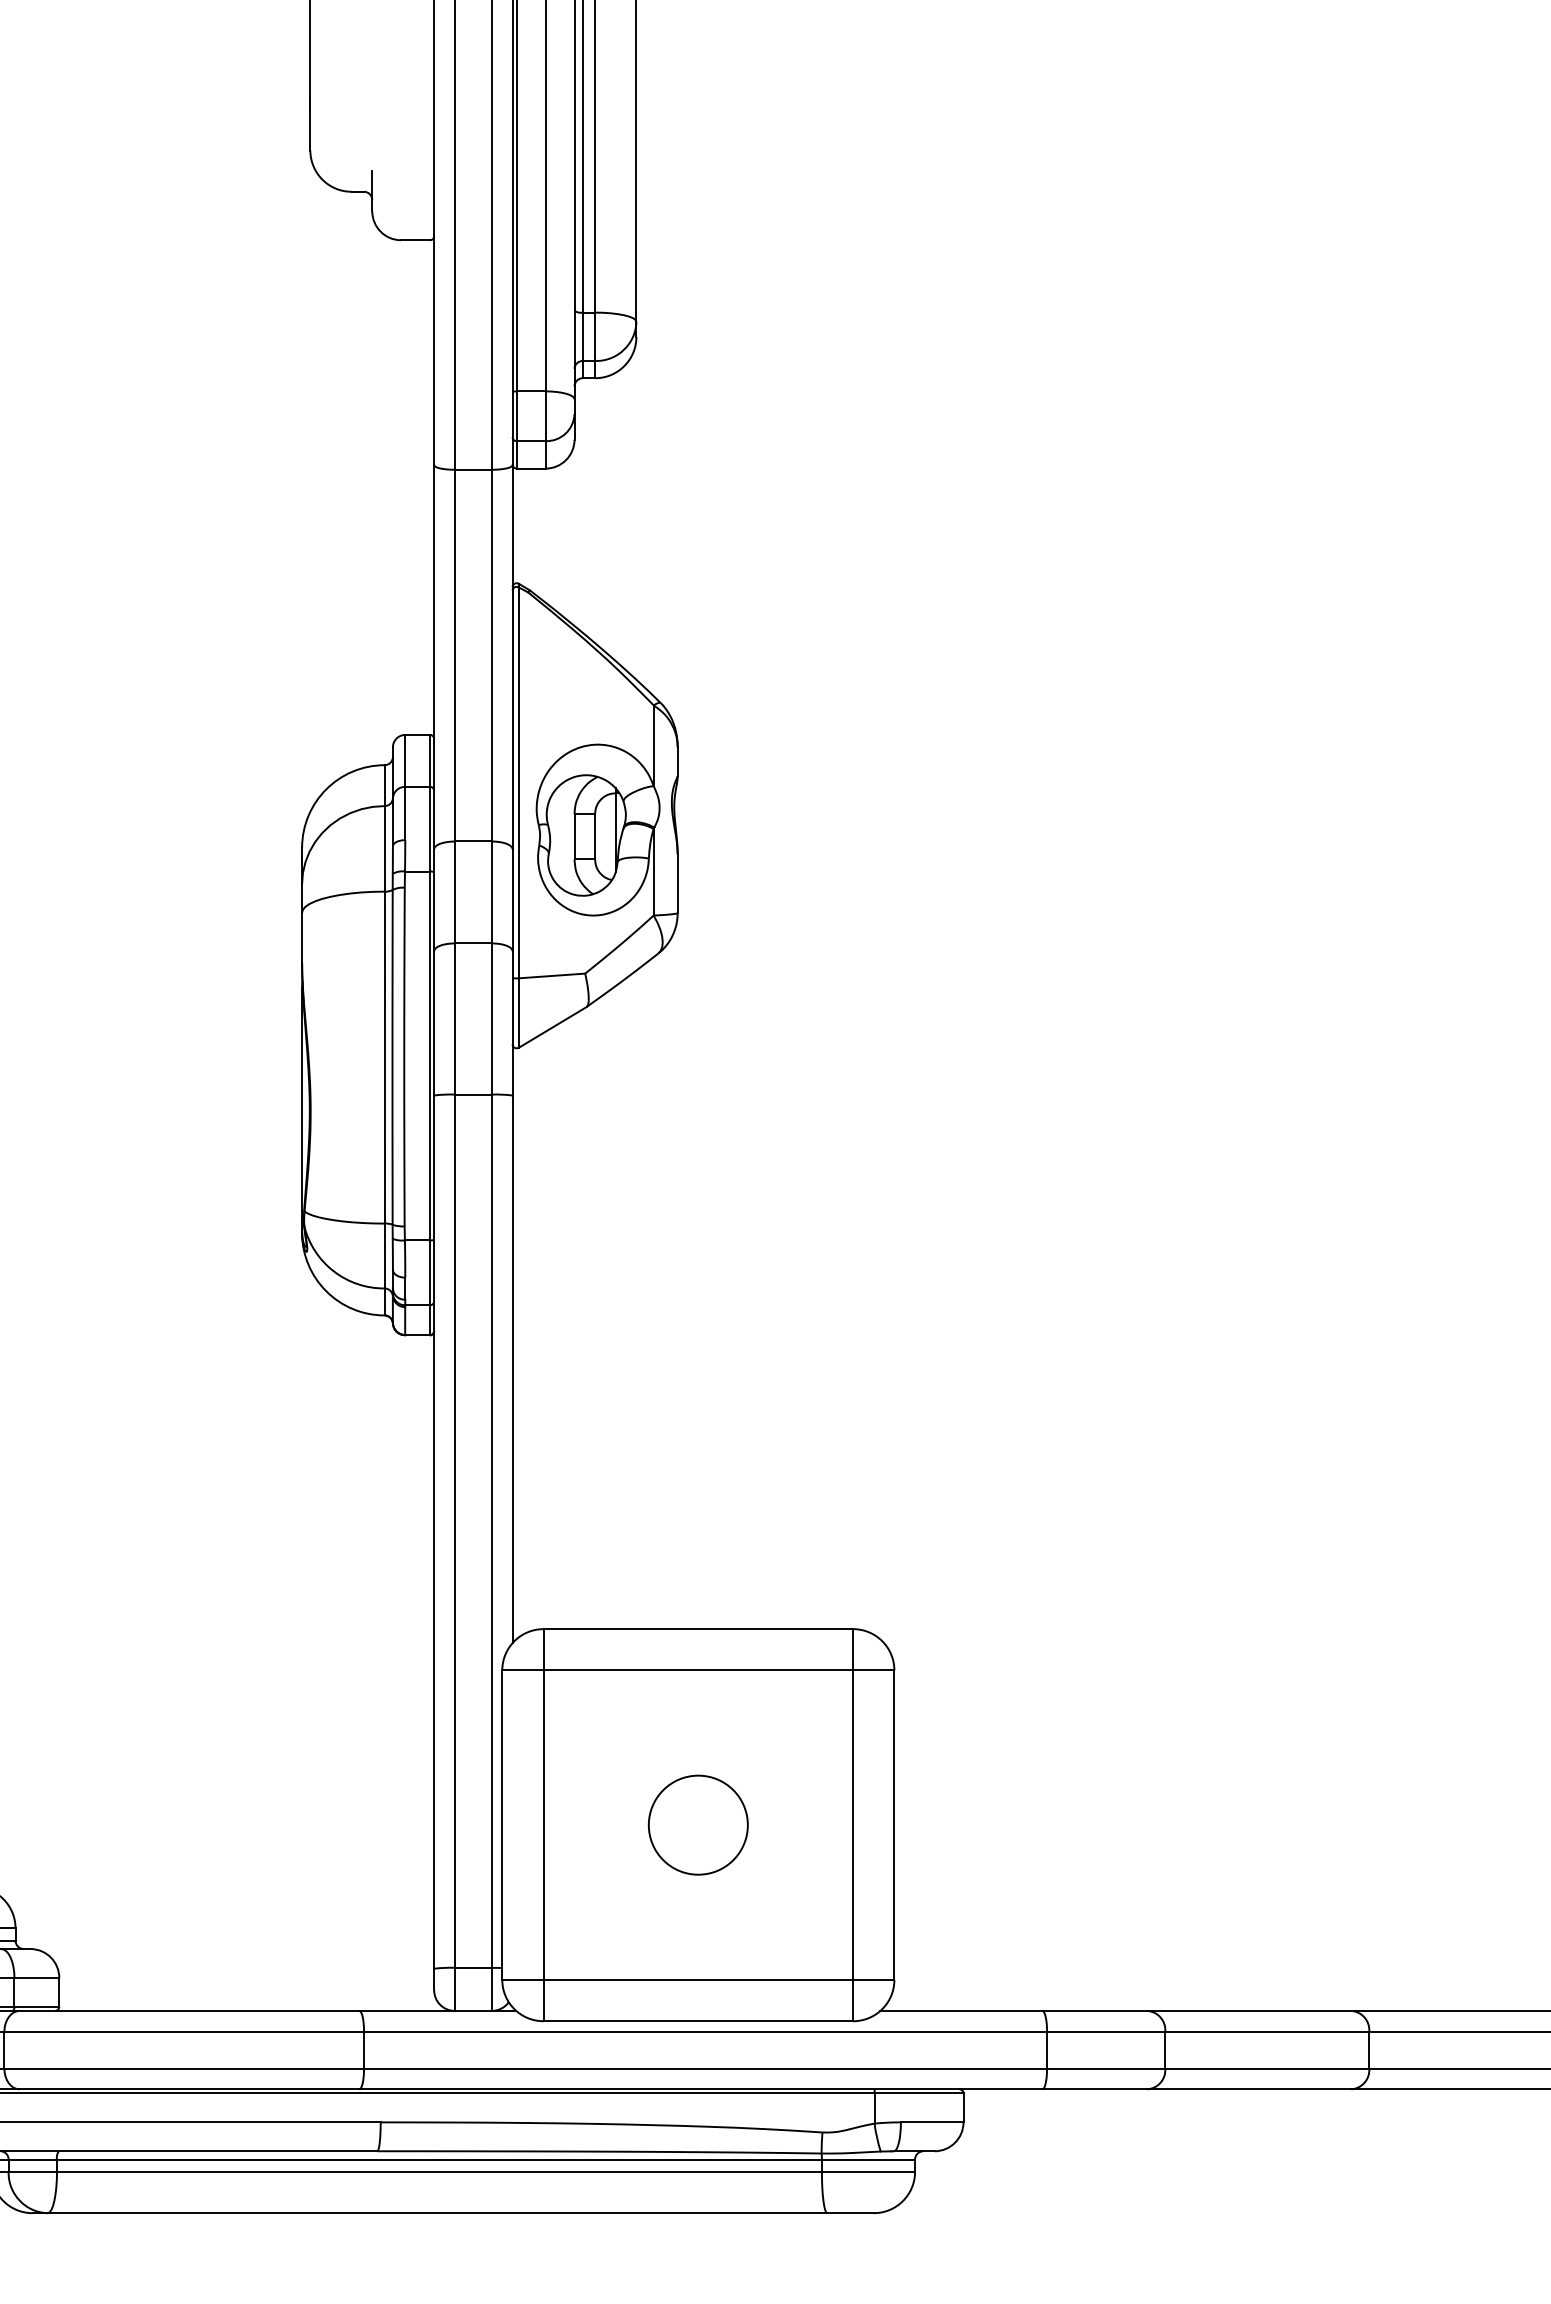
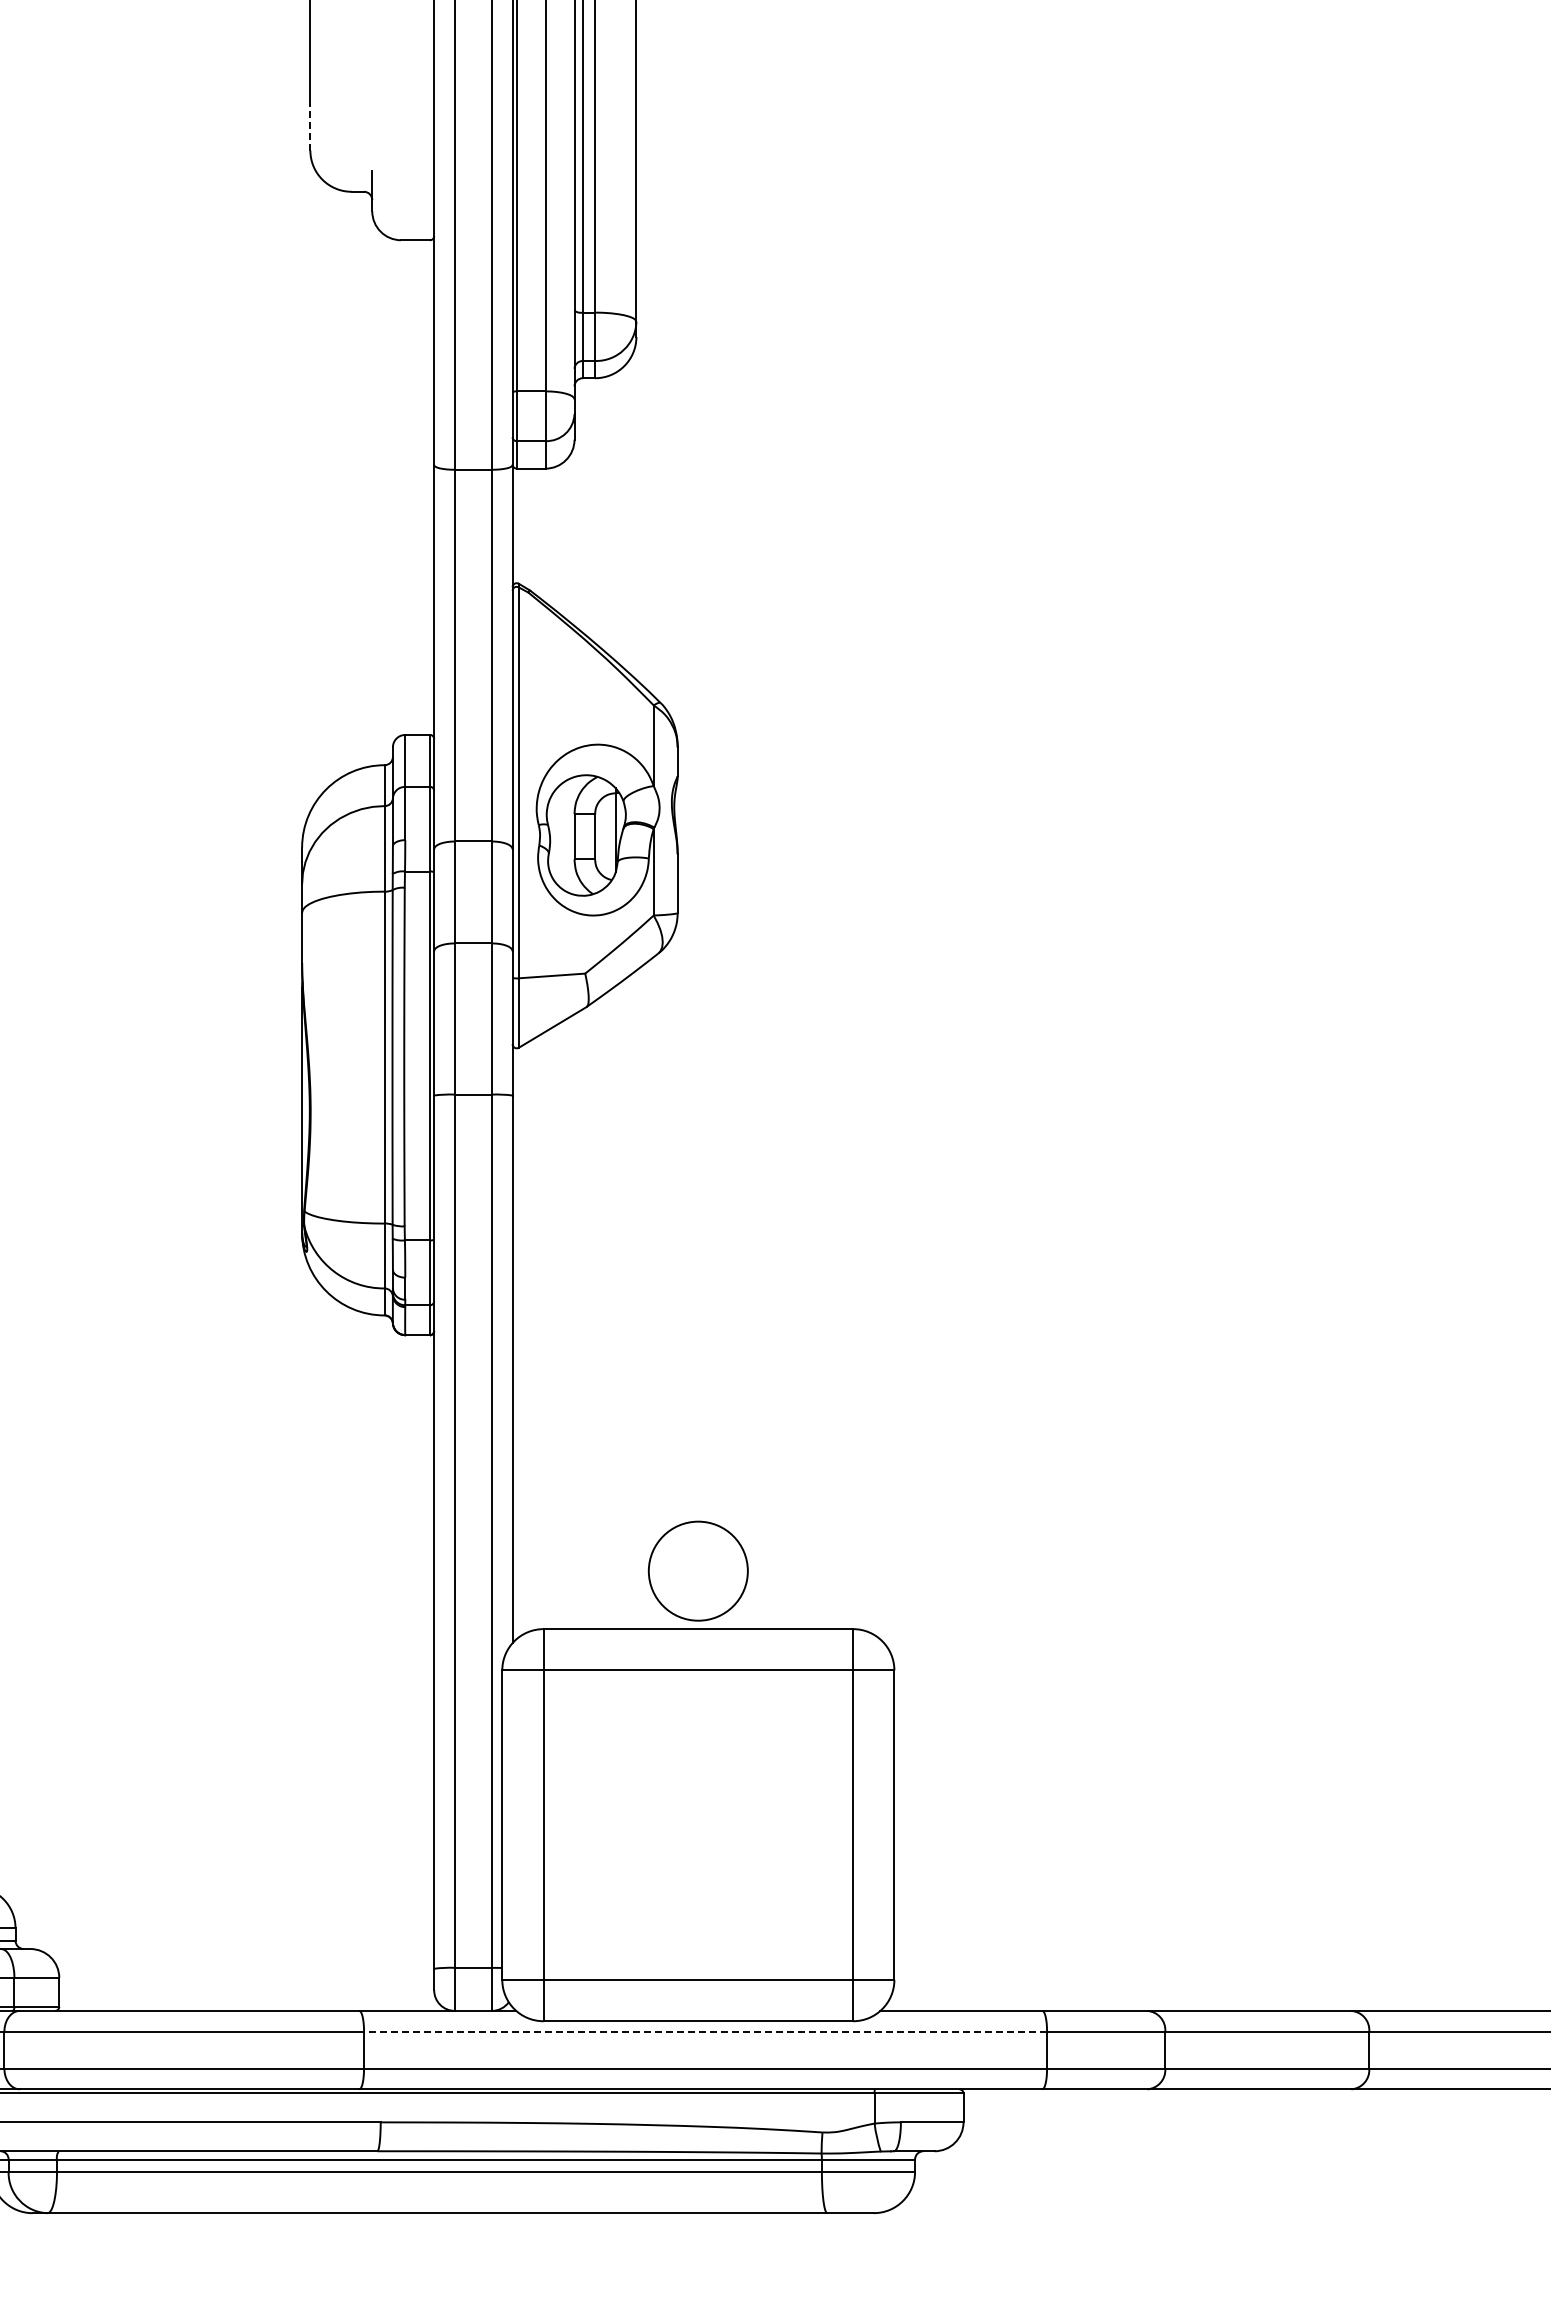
line: solid -> dashed (310, 126)
circle position: (697, 1824) -> (697, 1570) (697, 1570)
line: solid -> dashed (705, 2031)
